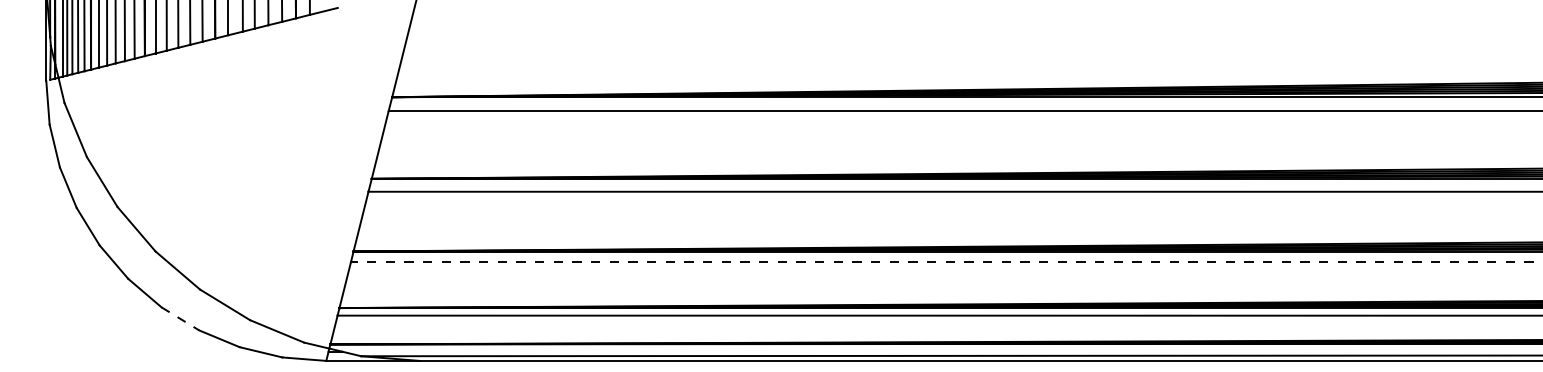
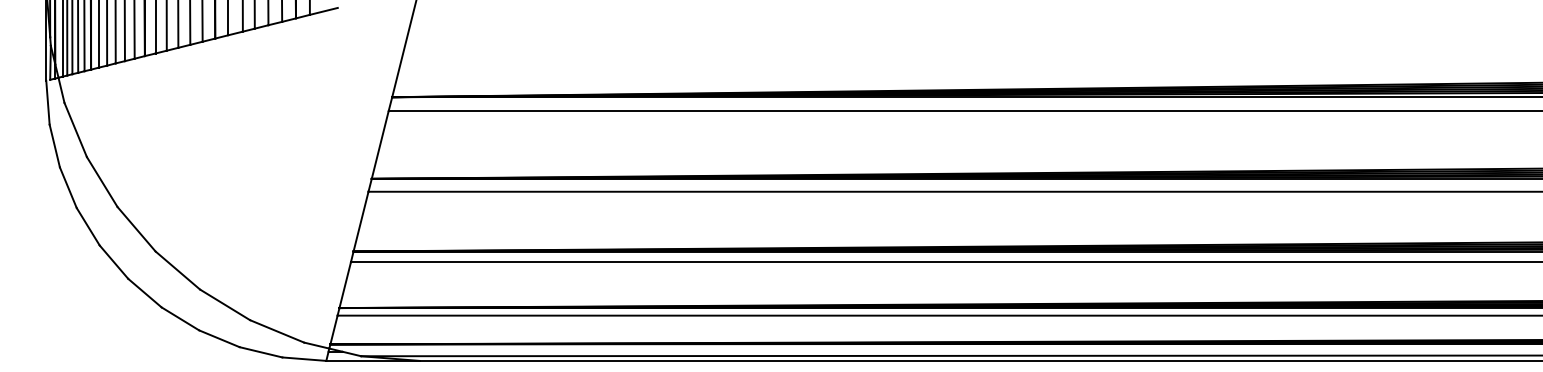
line: dashed -> solid (945, 262)
line: dashed -> solid (180, 318)
